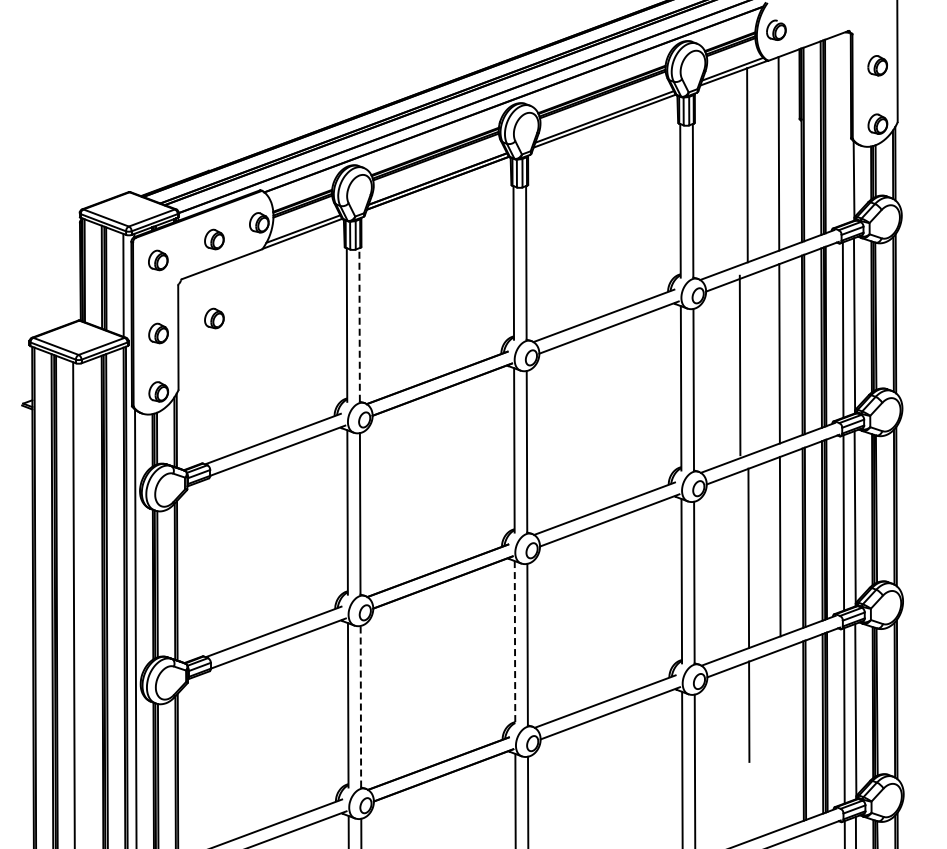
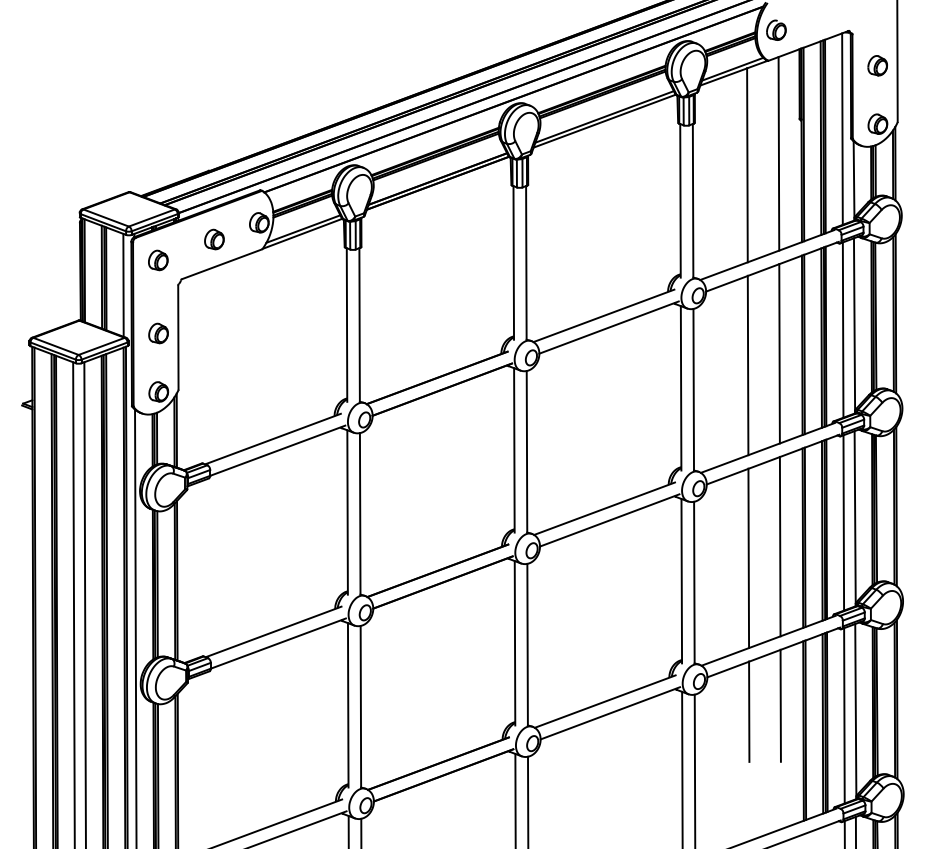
line: none -> present (842, 128)
part: present -> none (214, 318)
line: dashed -> solid (359, 324)
line position: (739, 365) -> (747, 365) (747, 365)
line: none -> present (84, 603)
line: dashed -> solid (515, 643)
line: none -> present (780, 705)
line: dashed -> solid (360, 706)
